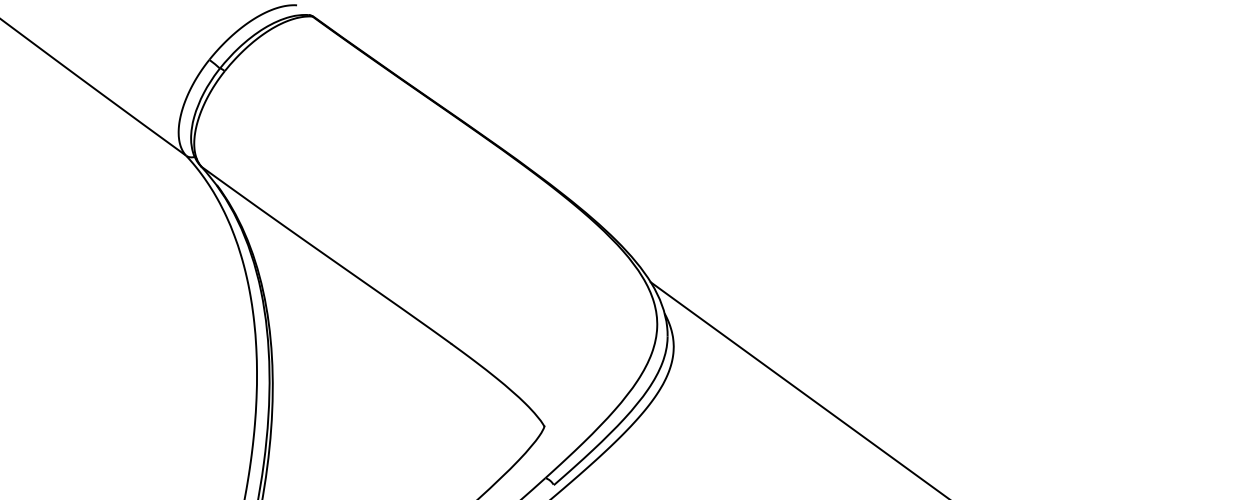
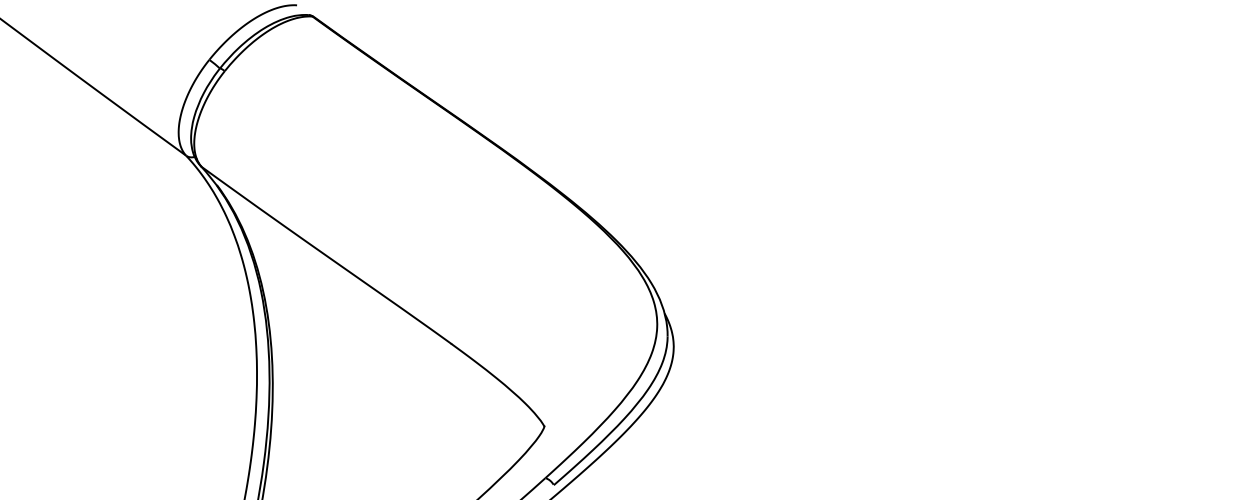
line: present -> none (798, 389)
